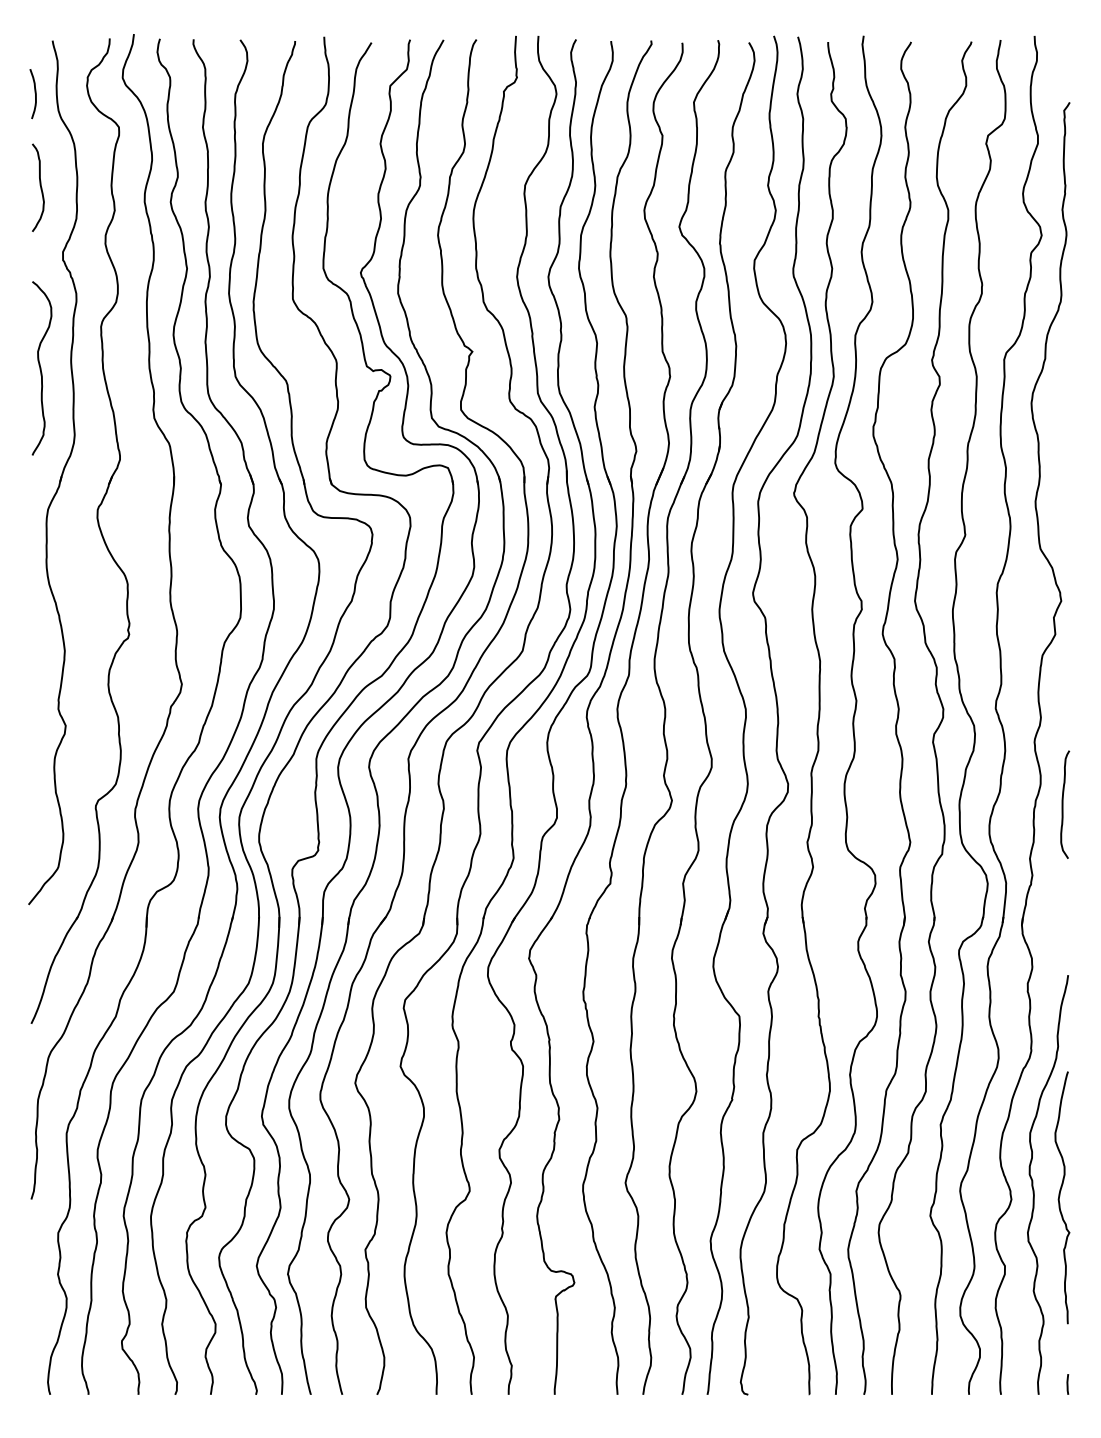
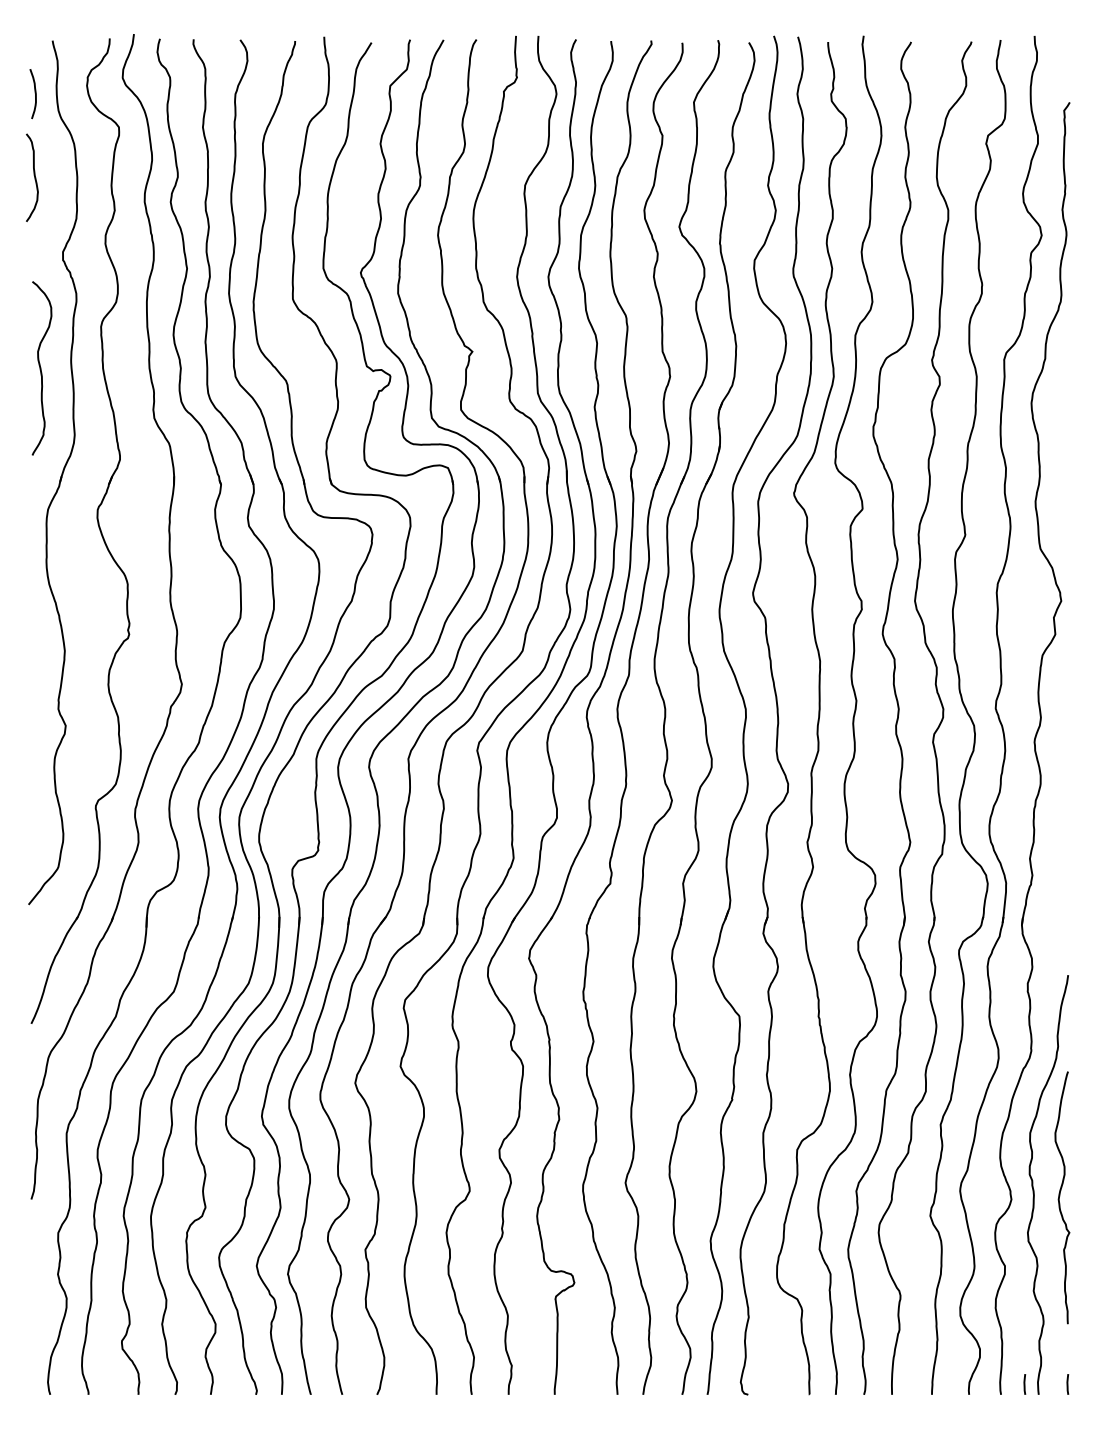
curve position: (40, 187) -> (34, 177) (34, 177)
curve: present -> none (1063, 804)
line: none -> present (1024, 1384)
